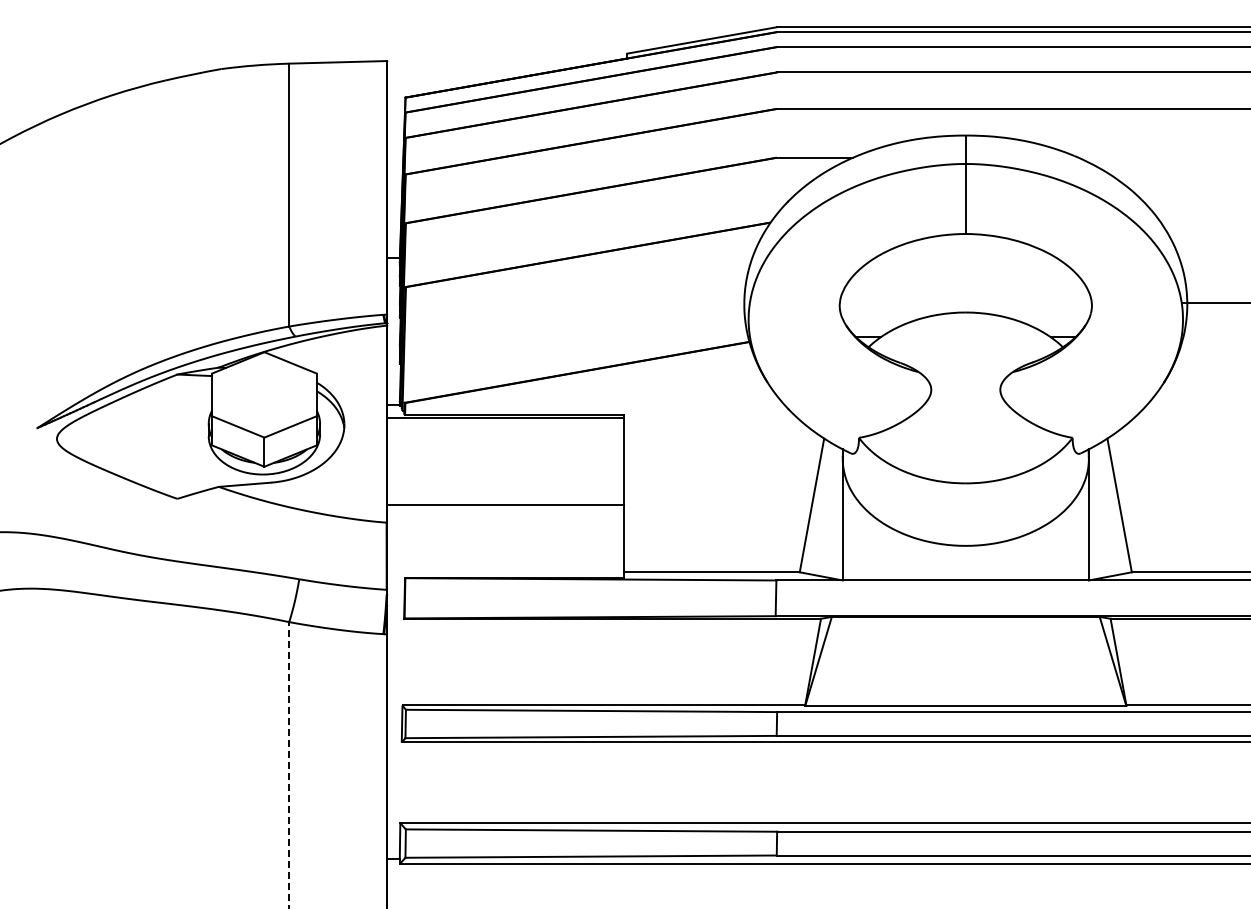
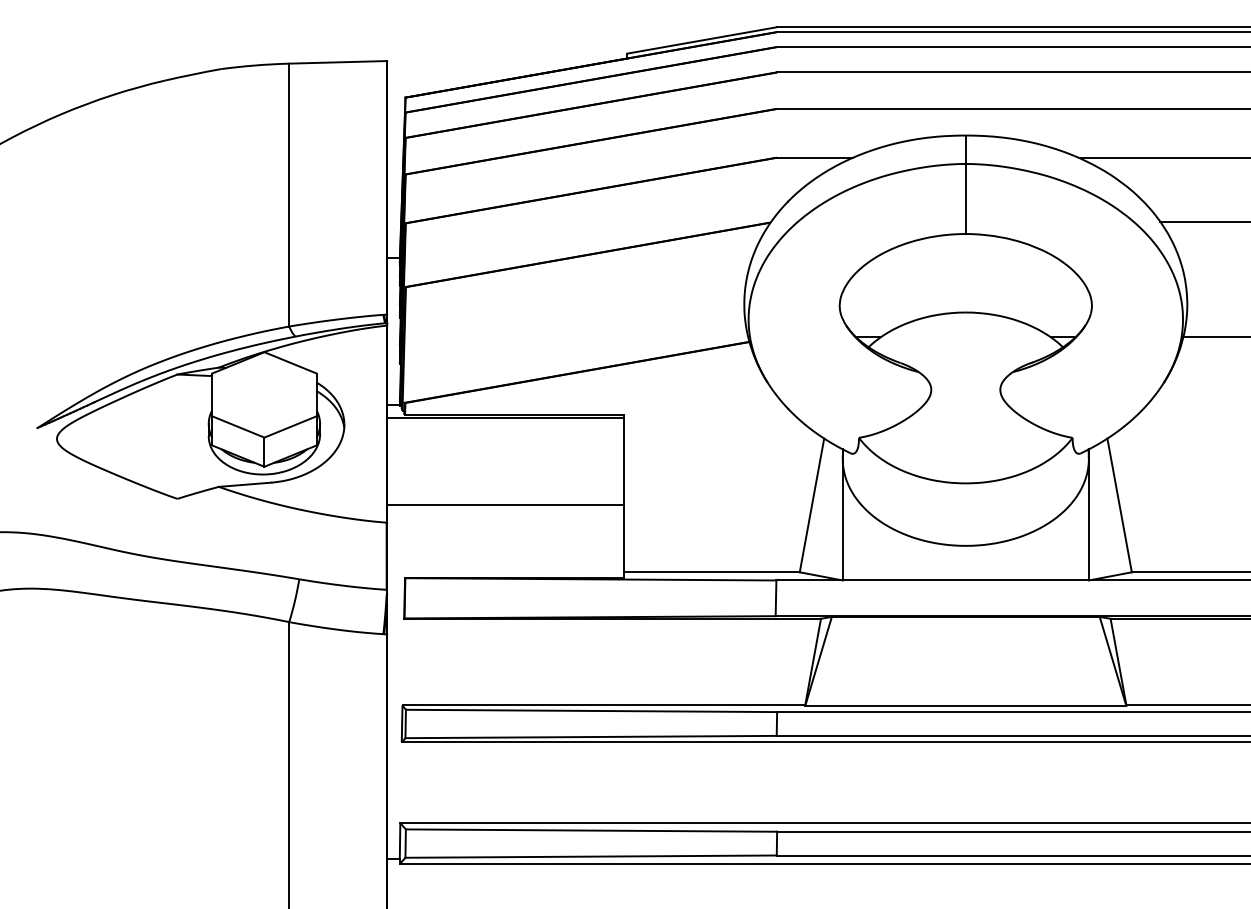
line: none -> present (1162, 157)
line: none -> present (1203, 221)
line position: (1215, 303) -> (1215, 337) (1215, 337)
line: dashed -> solid (289, 765)
